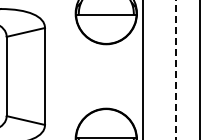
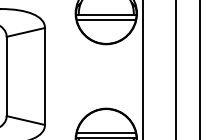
line: none -> present (105, 19)
line: dashed -> solid (176, 69)
line: none -> present (105, 133)
